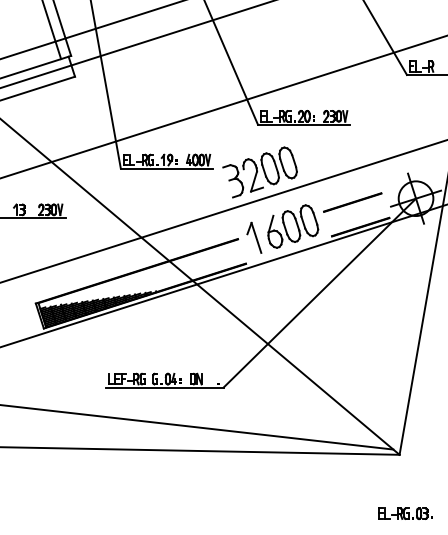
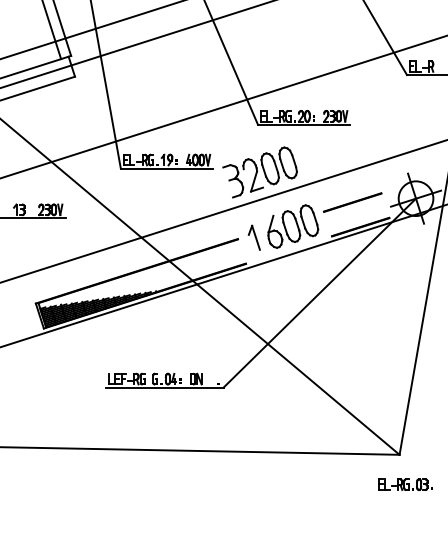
part size: 17x33 px -> 14x27 px (253, 237)
line: present -> none (197, 427)
part position: (405, 513) -> (405, 484) (405, 484)
